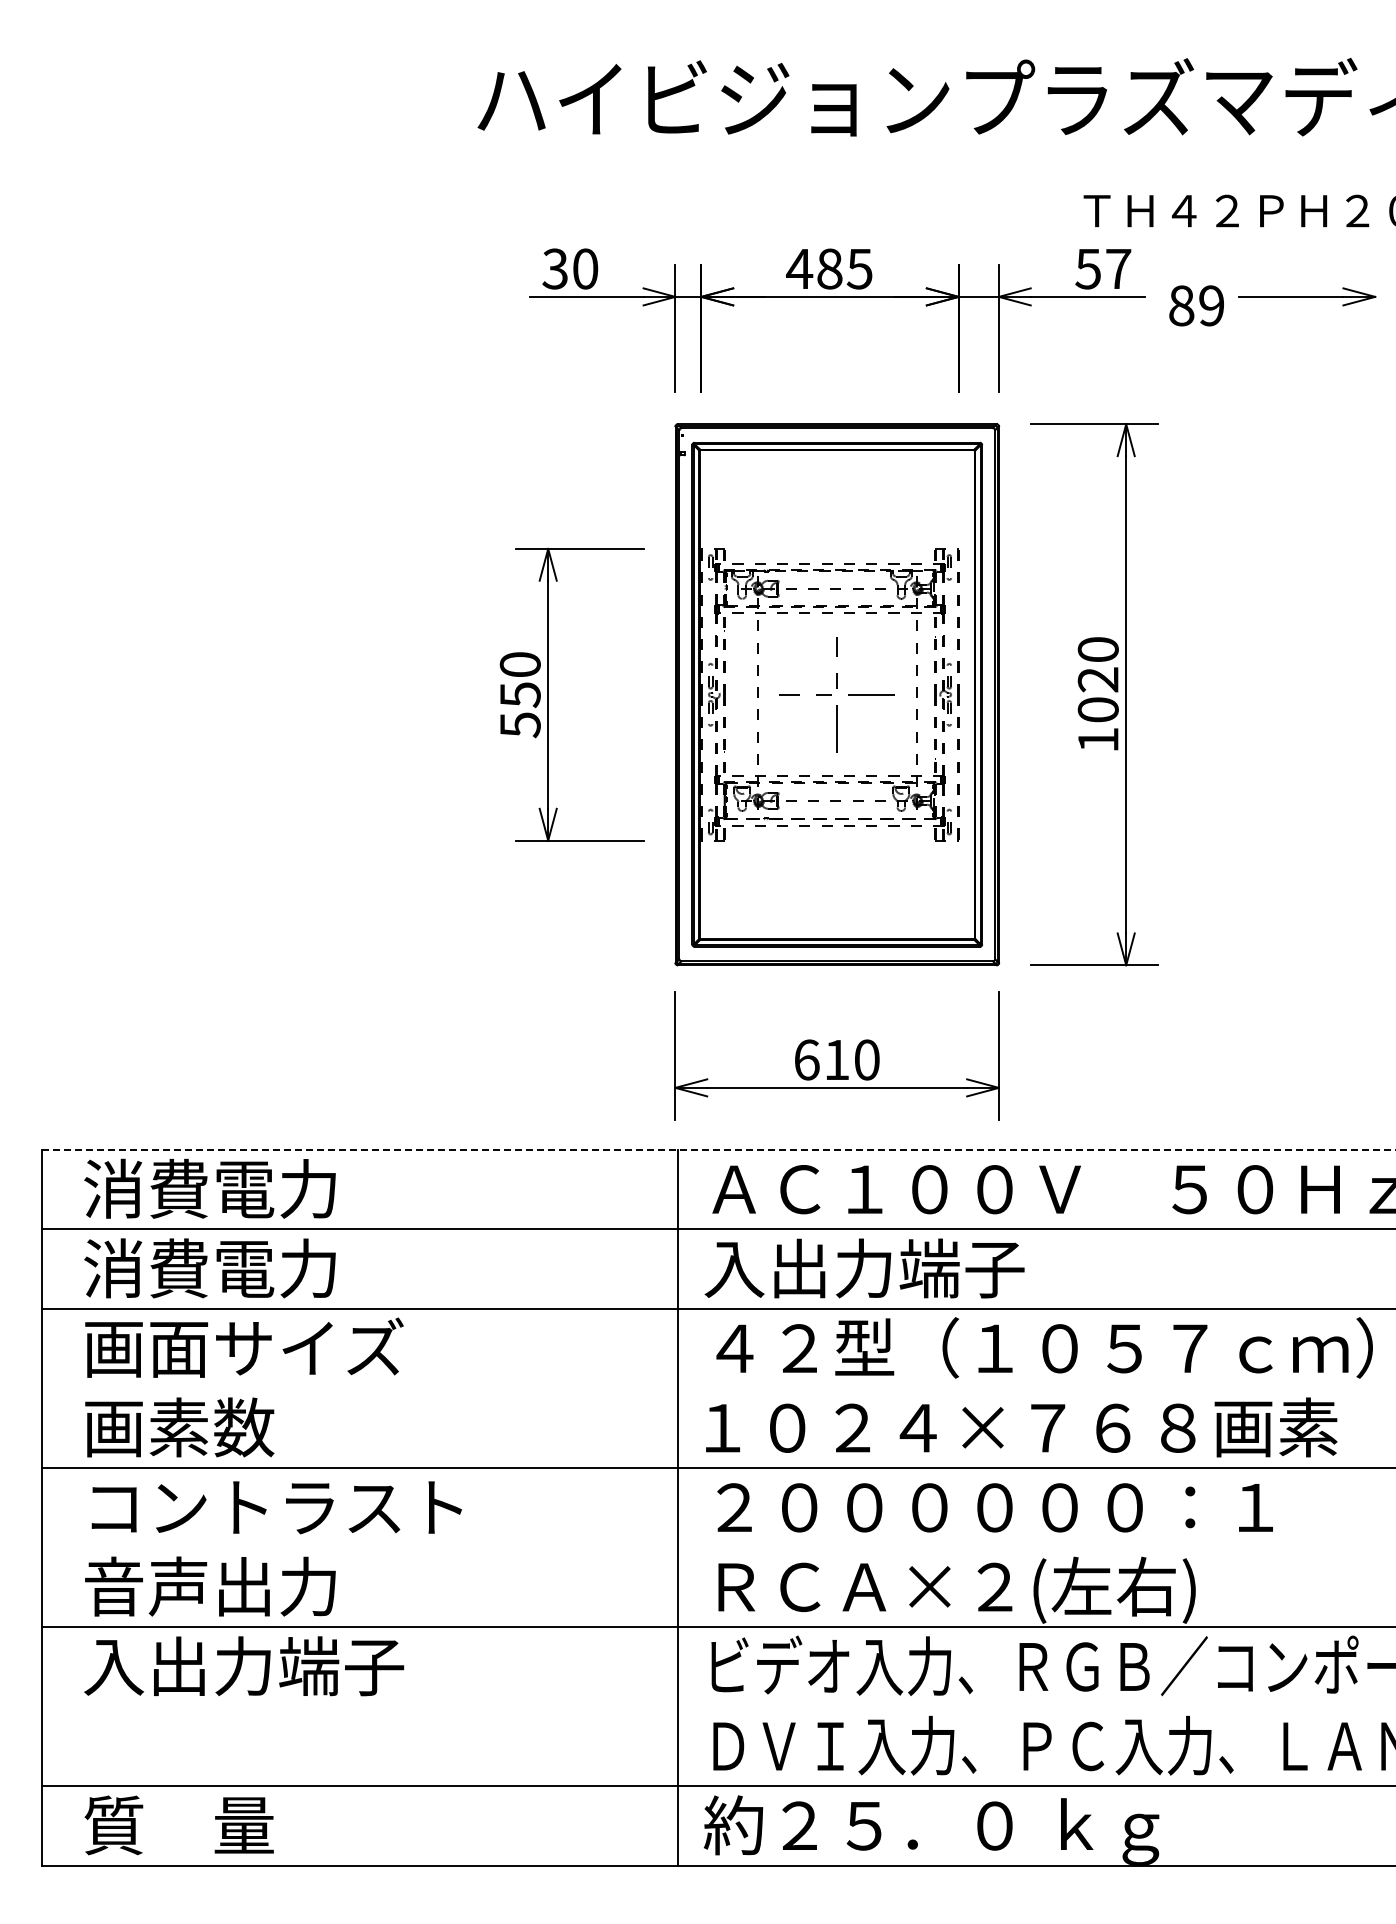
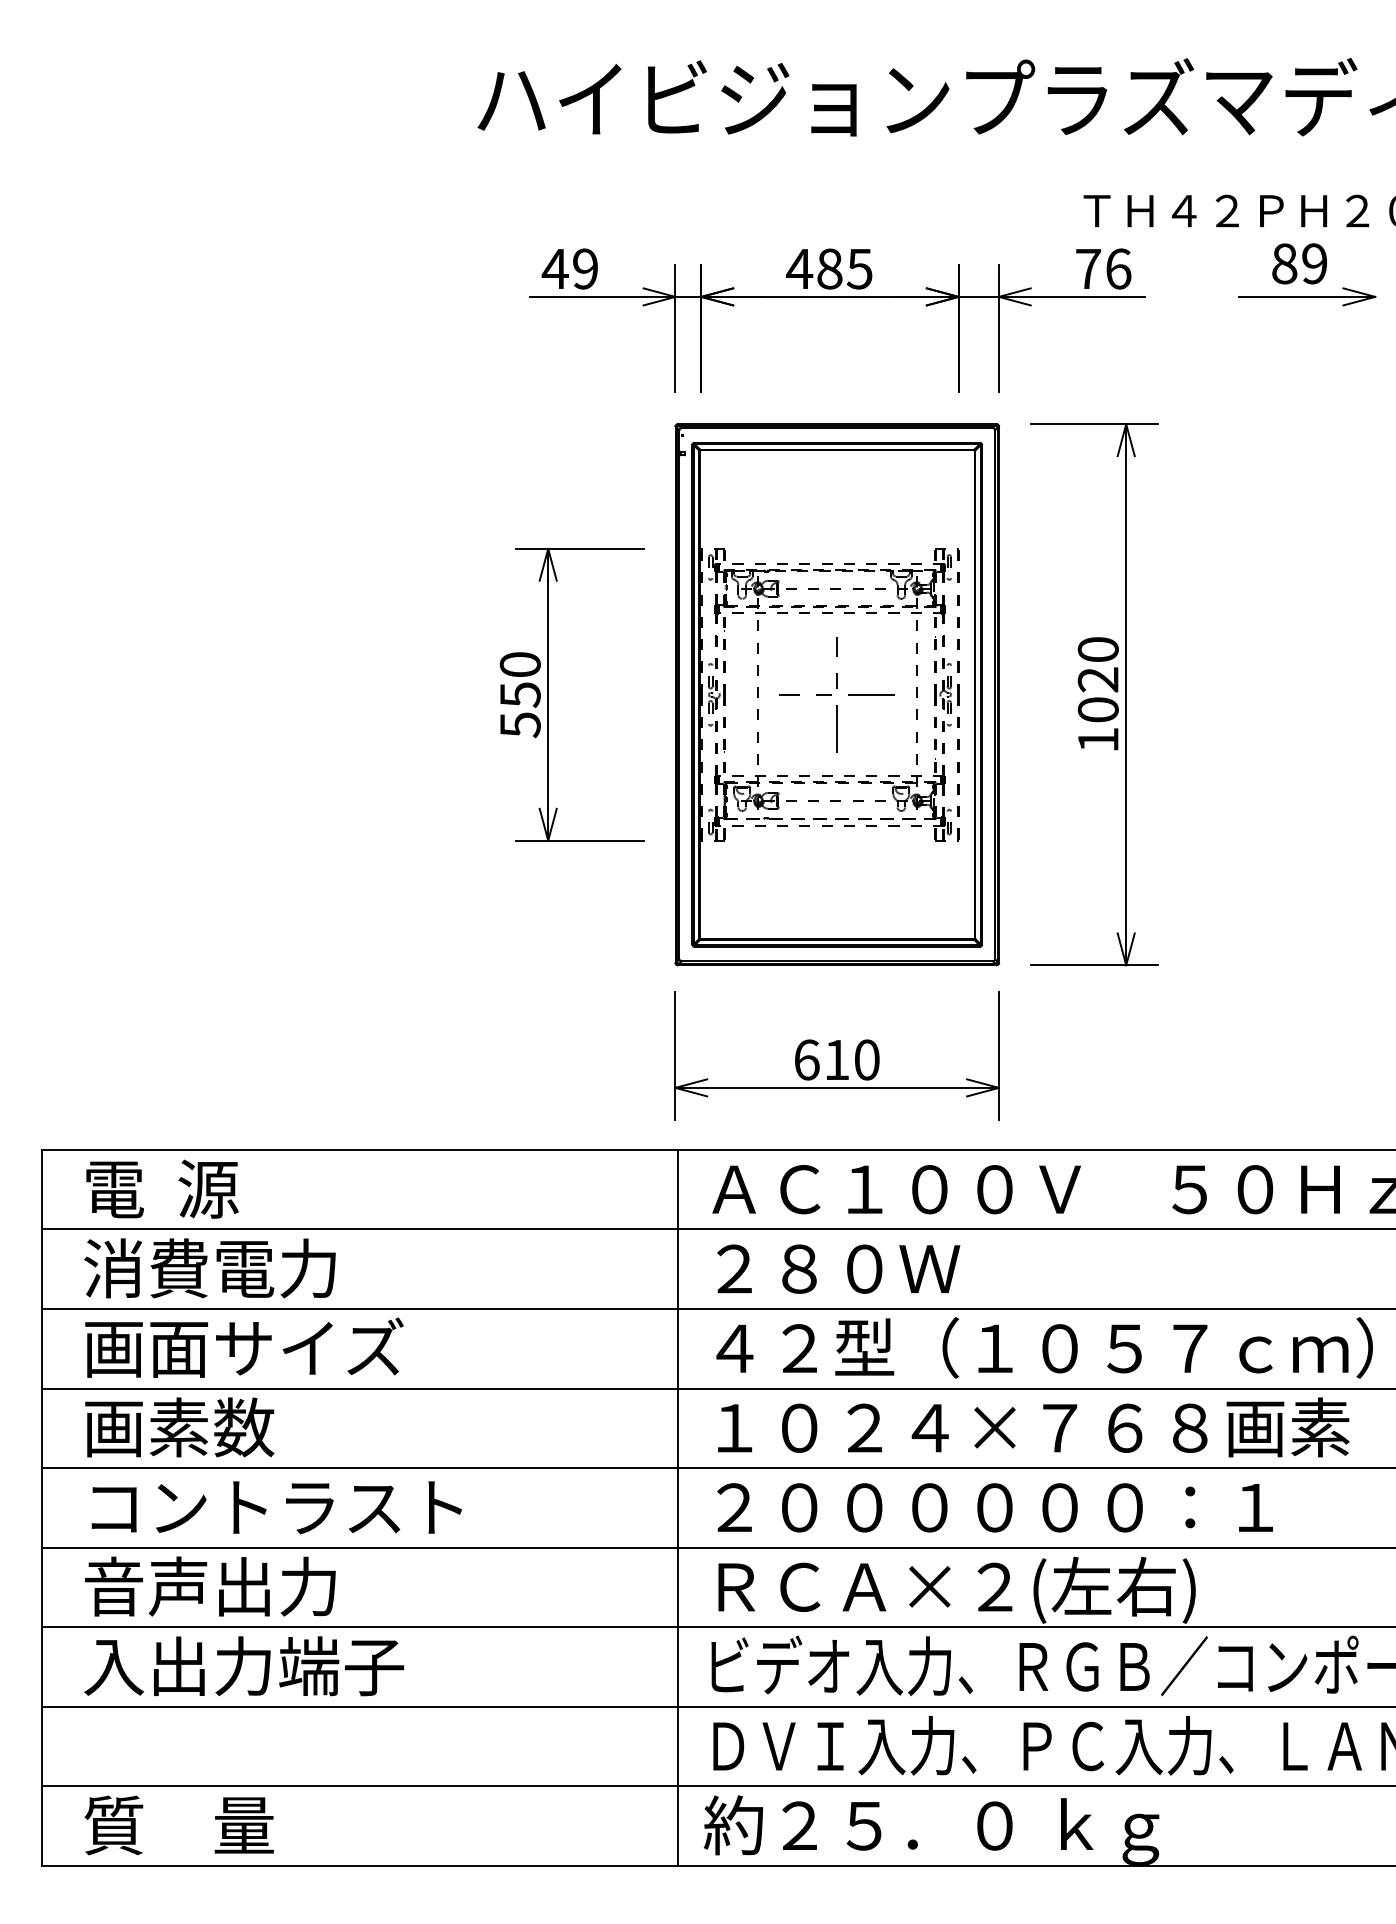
text: 30 -> 49 (569, 268)
text: 57 -> 76 (1103, 268)
text position: (1196, 305) -> (1299, 263) (1299, 263)
line: dashed -> solid (718, 1149)
text: 消費電力 -> 電  源 (209, 1188)
text: 入出力端子 -> ２８０Ｗ (864, 1268)
line: none -> present (716, 1388)
text position: (1021, 1427) -> (1033, 1427) (1033, 1427)
line: none -> present (716, 1547)
line: none -> present (716, 1706)
